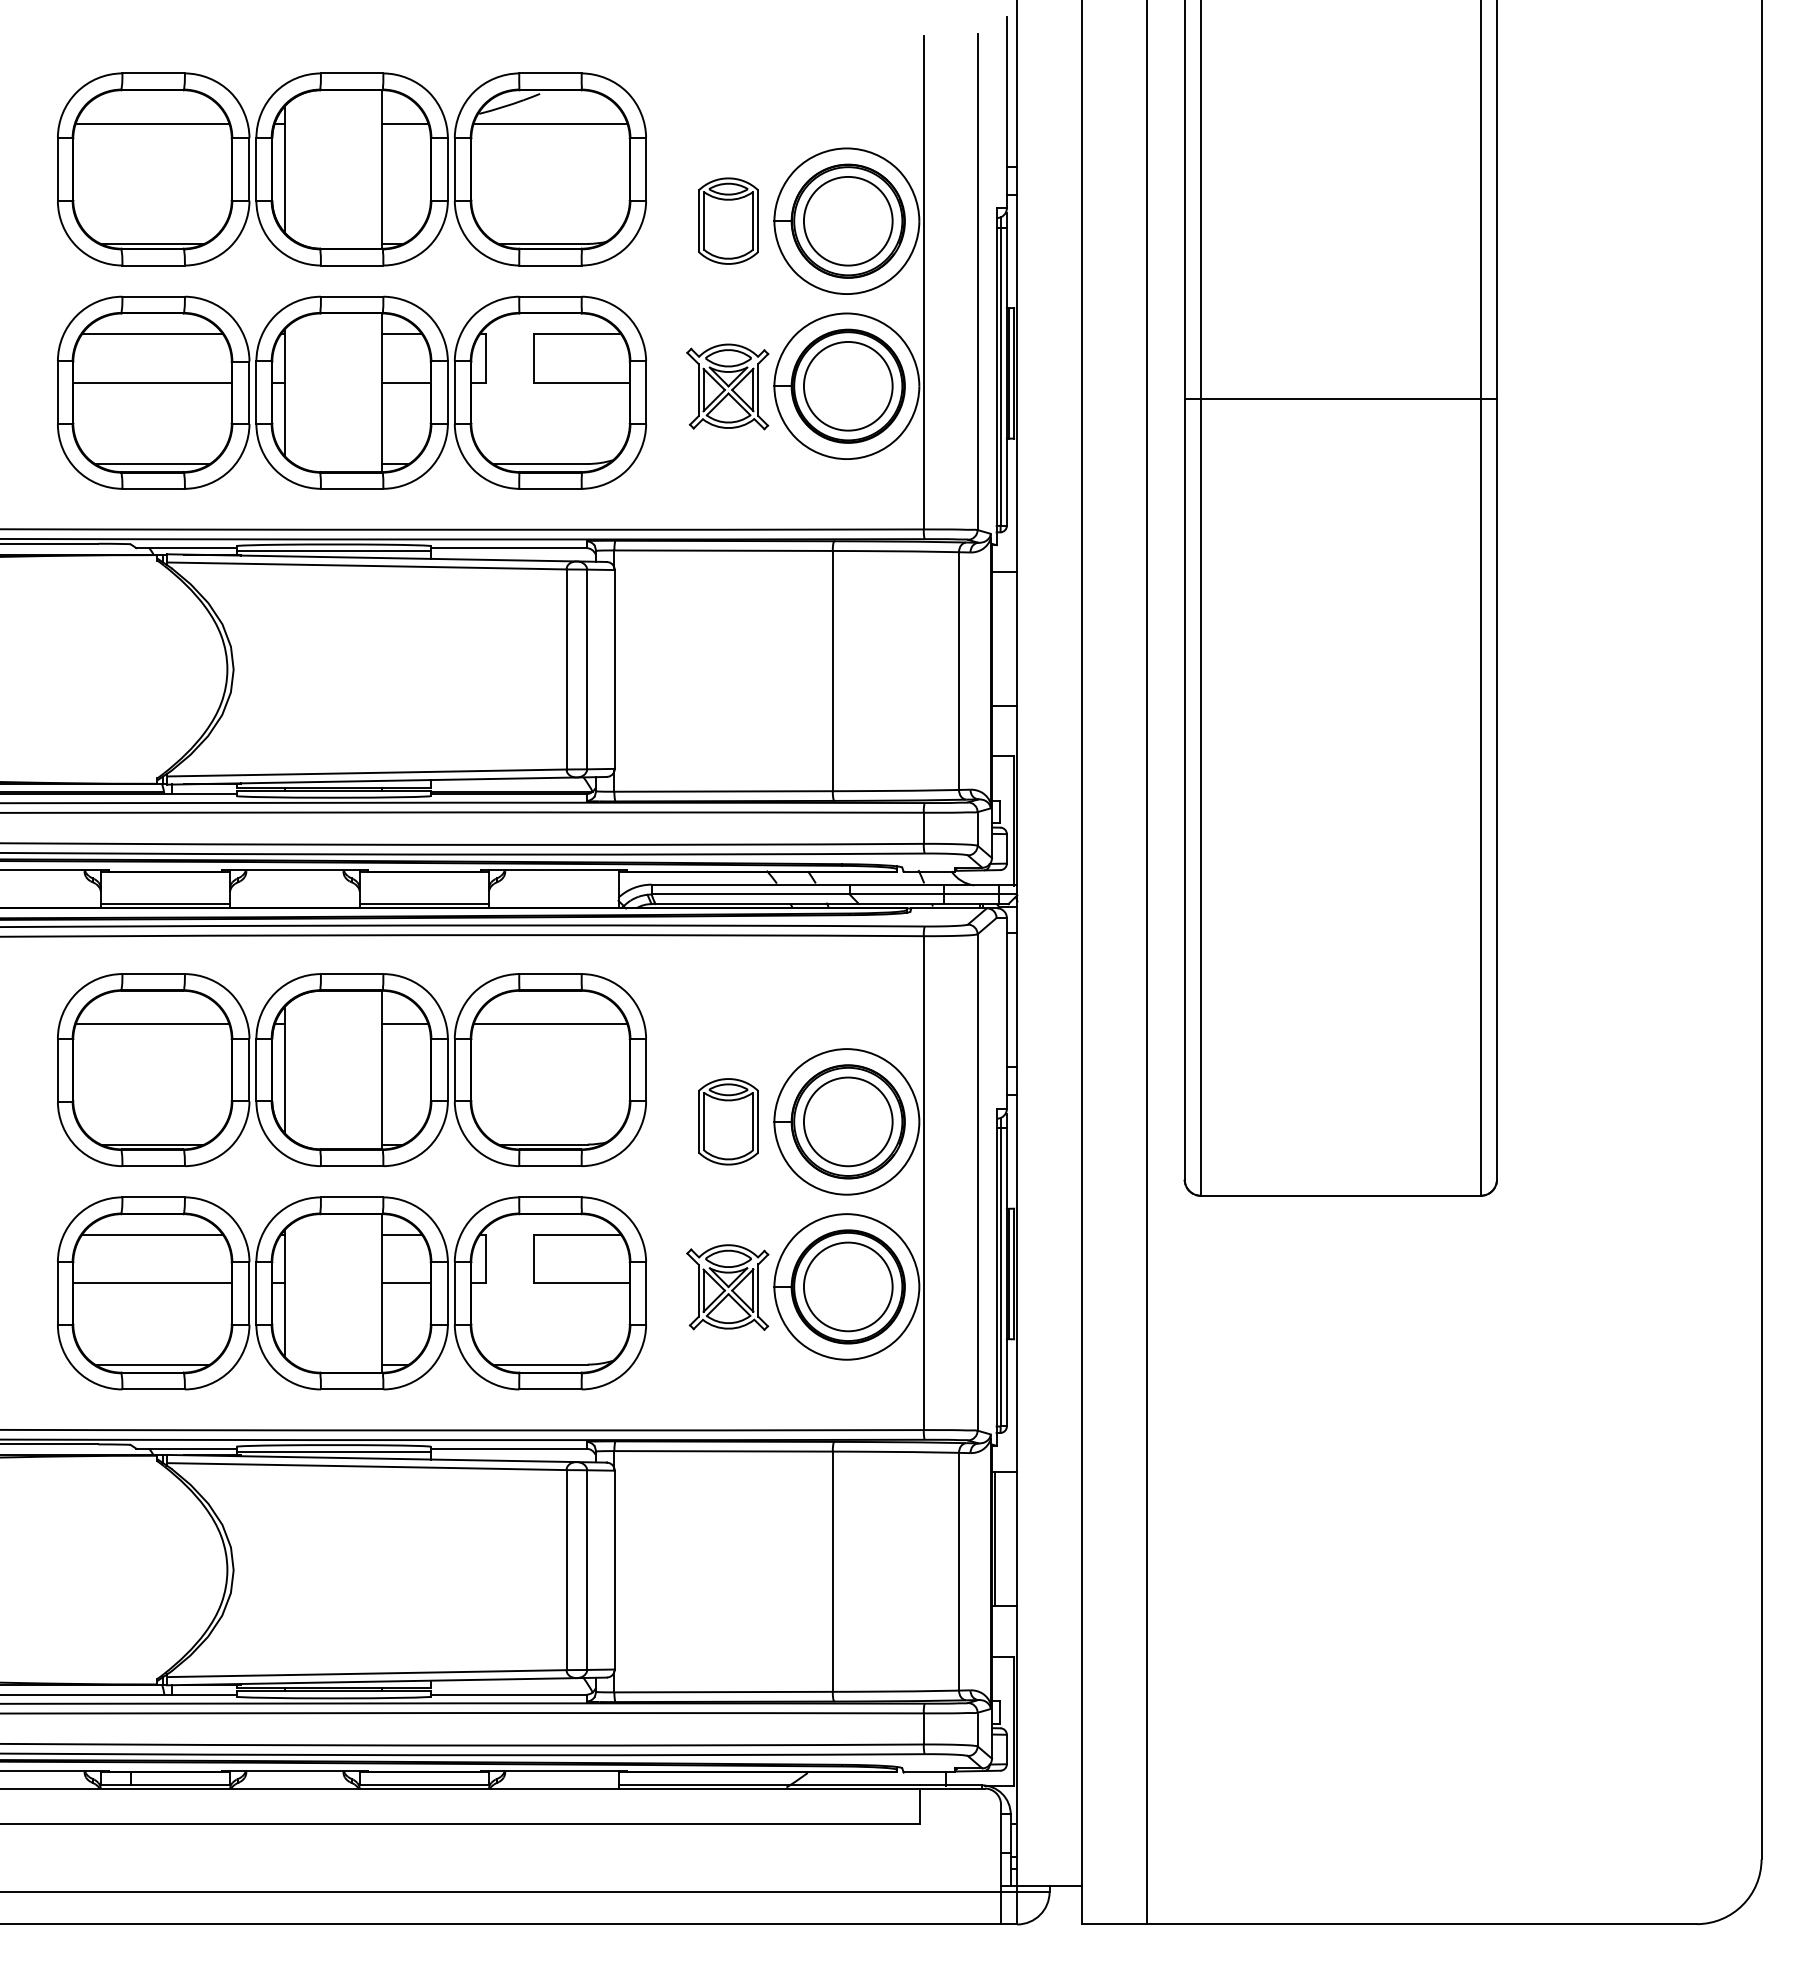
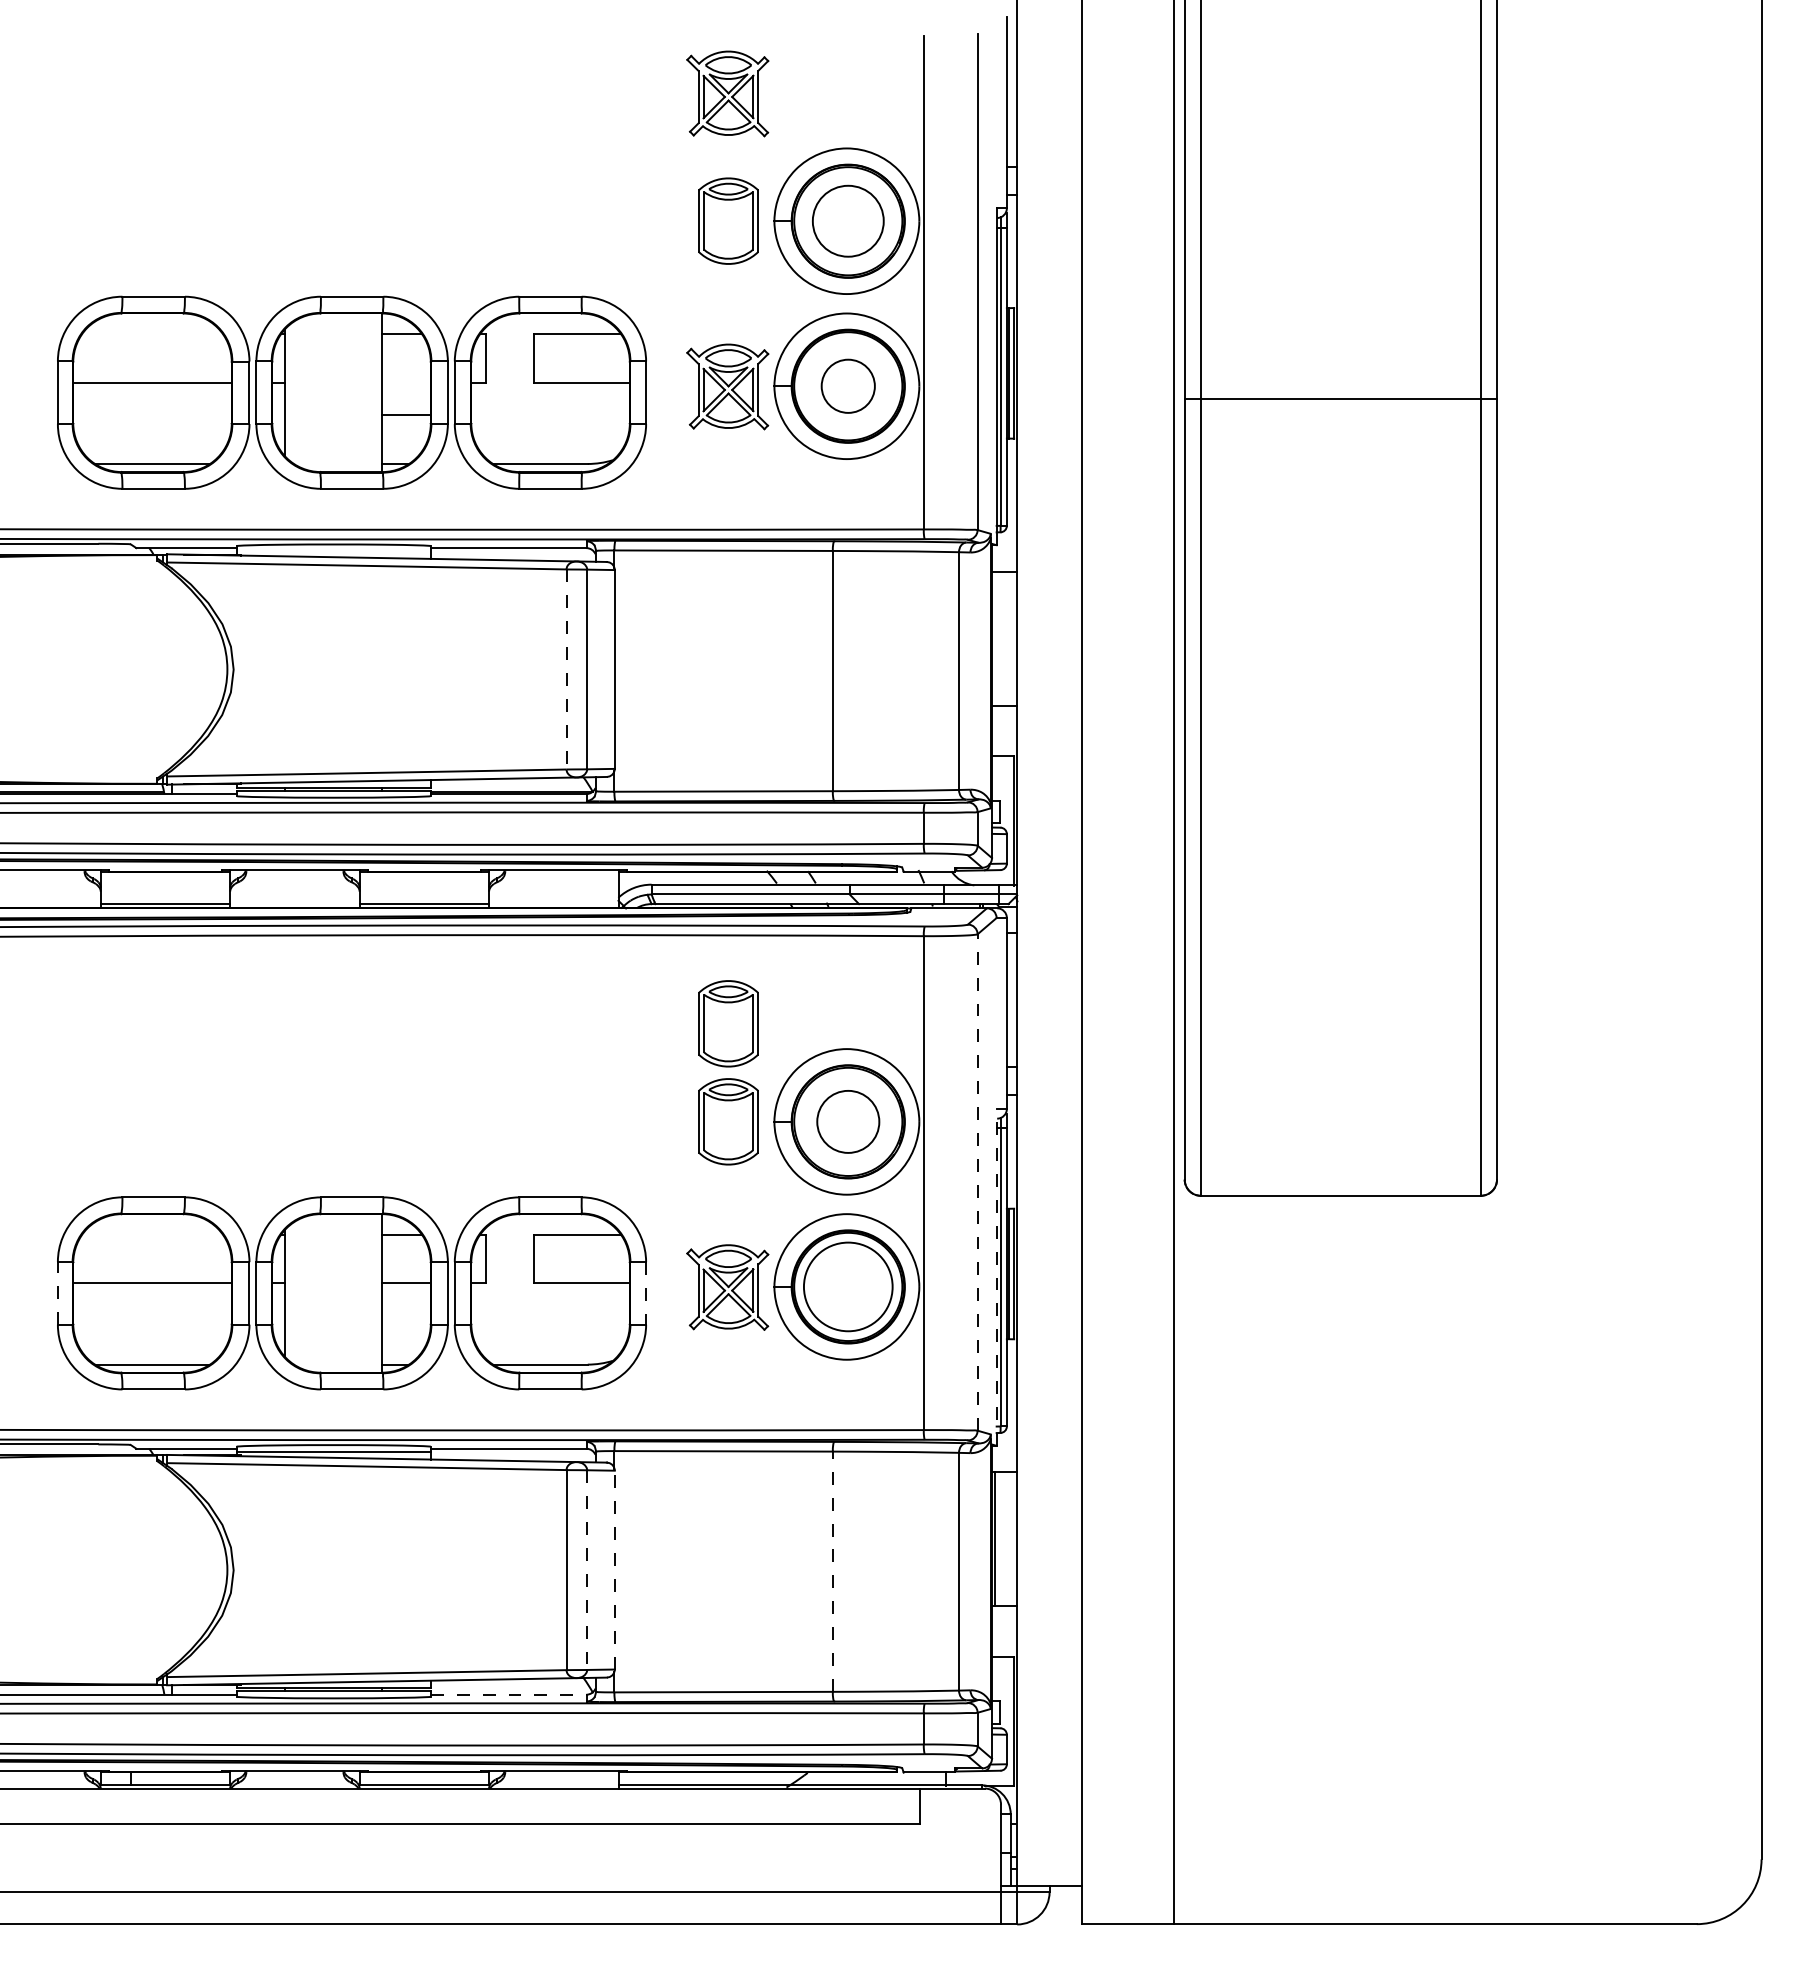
part: none -> present (727, 93)
part: present -> none (351, 169)
circle diameter: 89 px -> 71 px (847, 220)
line: present -> none (152, 334)
line position: (406, 382) -> (406, 414) (406, 414)
circle diameter: 89 px -> 53 px (847, 385)
line: present -> none (333, 551)
line: solid -> dashed (566, 669)
line position: (1146, 963) -> (1173, 963) (1173, 963)
part: none -> present (728, 1023)
part: present -> none (351, 1069)
circle diameter: 89 px -> 62 px (848, 1121)
line: solid -> dashed (977, 1182)
line: present -> none (152, 1234)
line: solid -> dashed (996, 1276)
line: solid -> dashed (57, 1292)
line: solid -> dashed (646, 1293)
line: solid -> dashed (614, 1569)
line: solid -> dashed (587, 1570)
line: solid -> dashed (832, 1571)
line: solid -> dashed (508, 1694)
